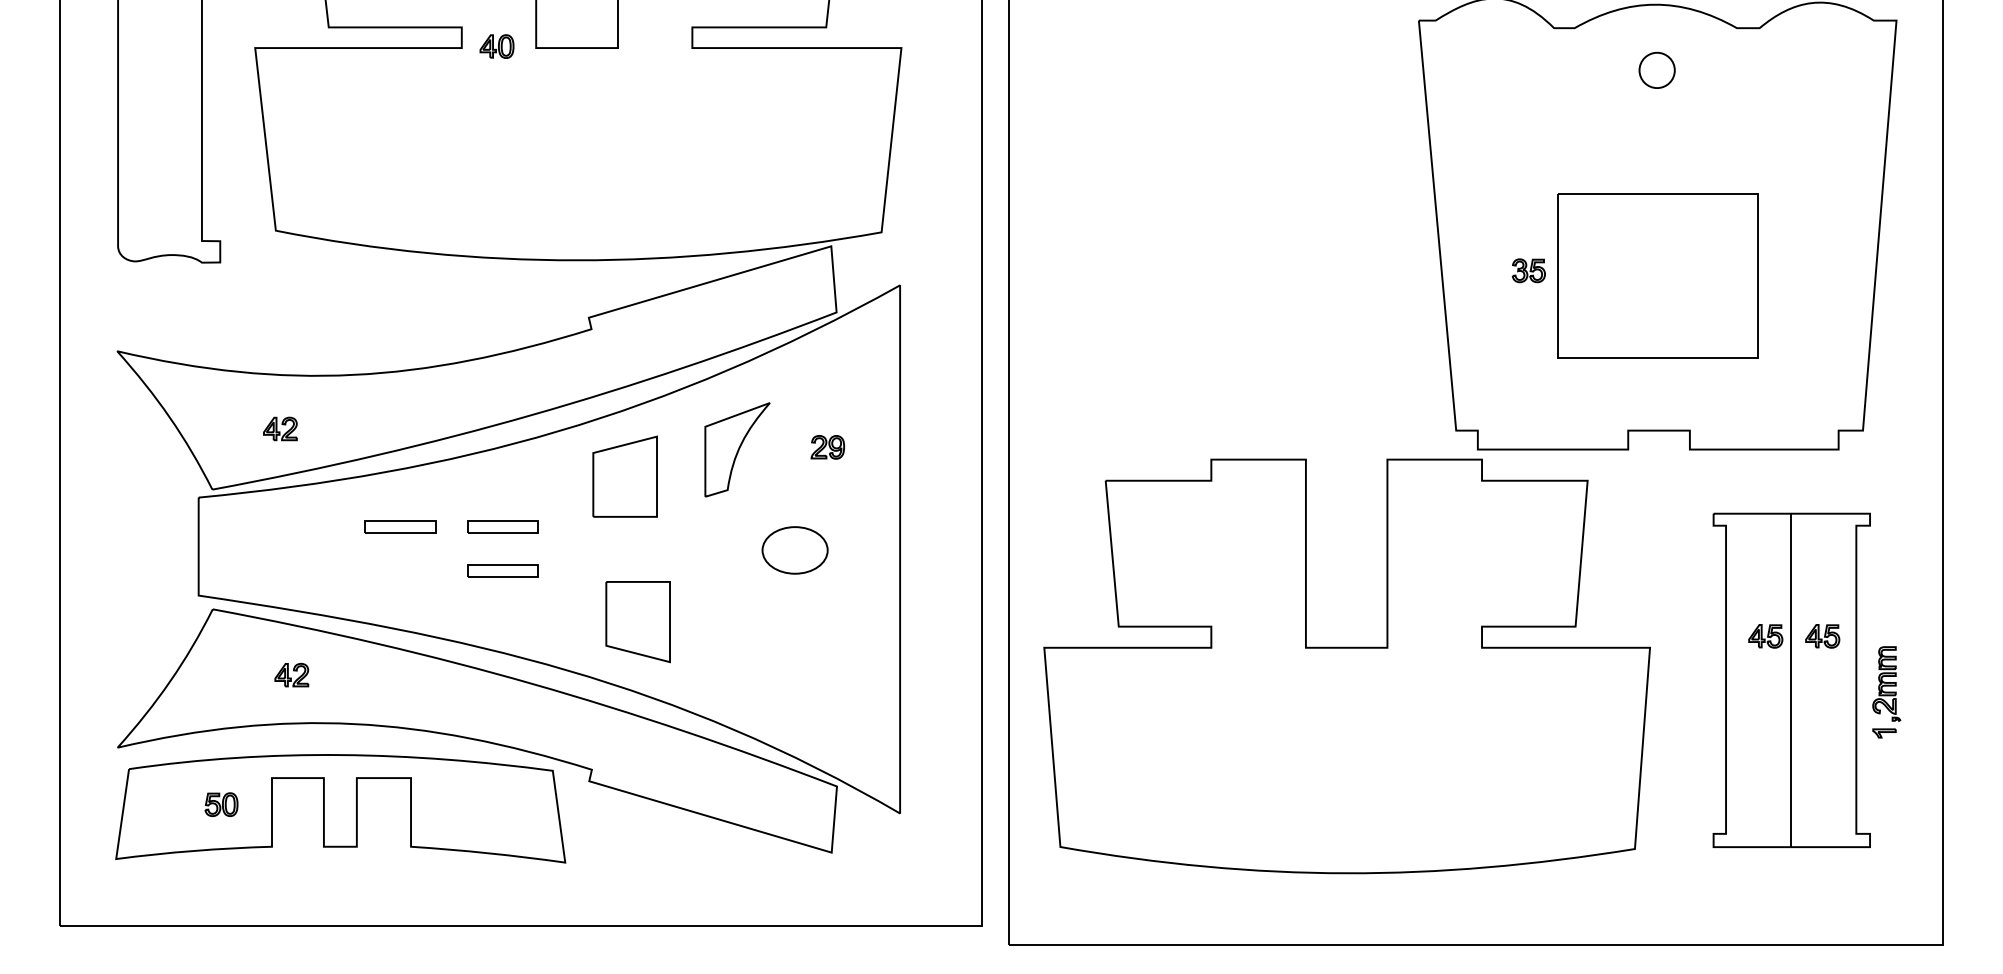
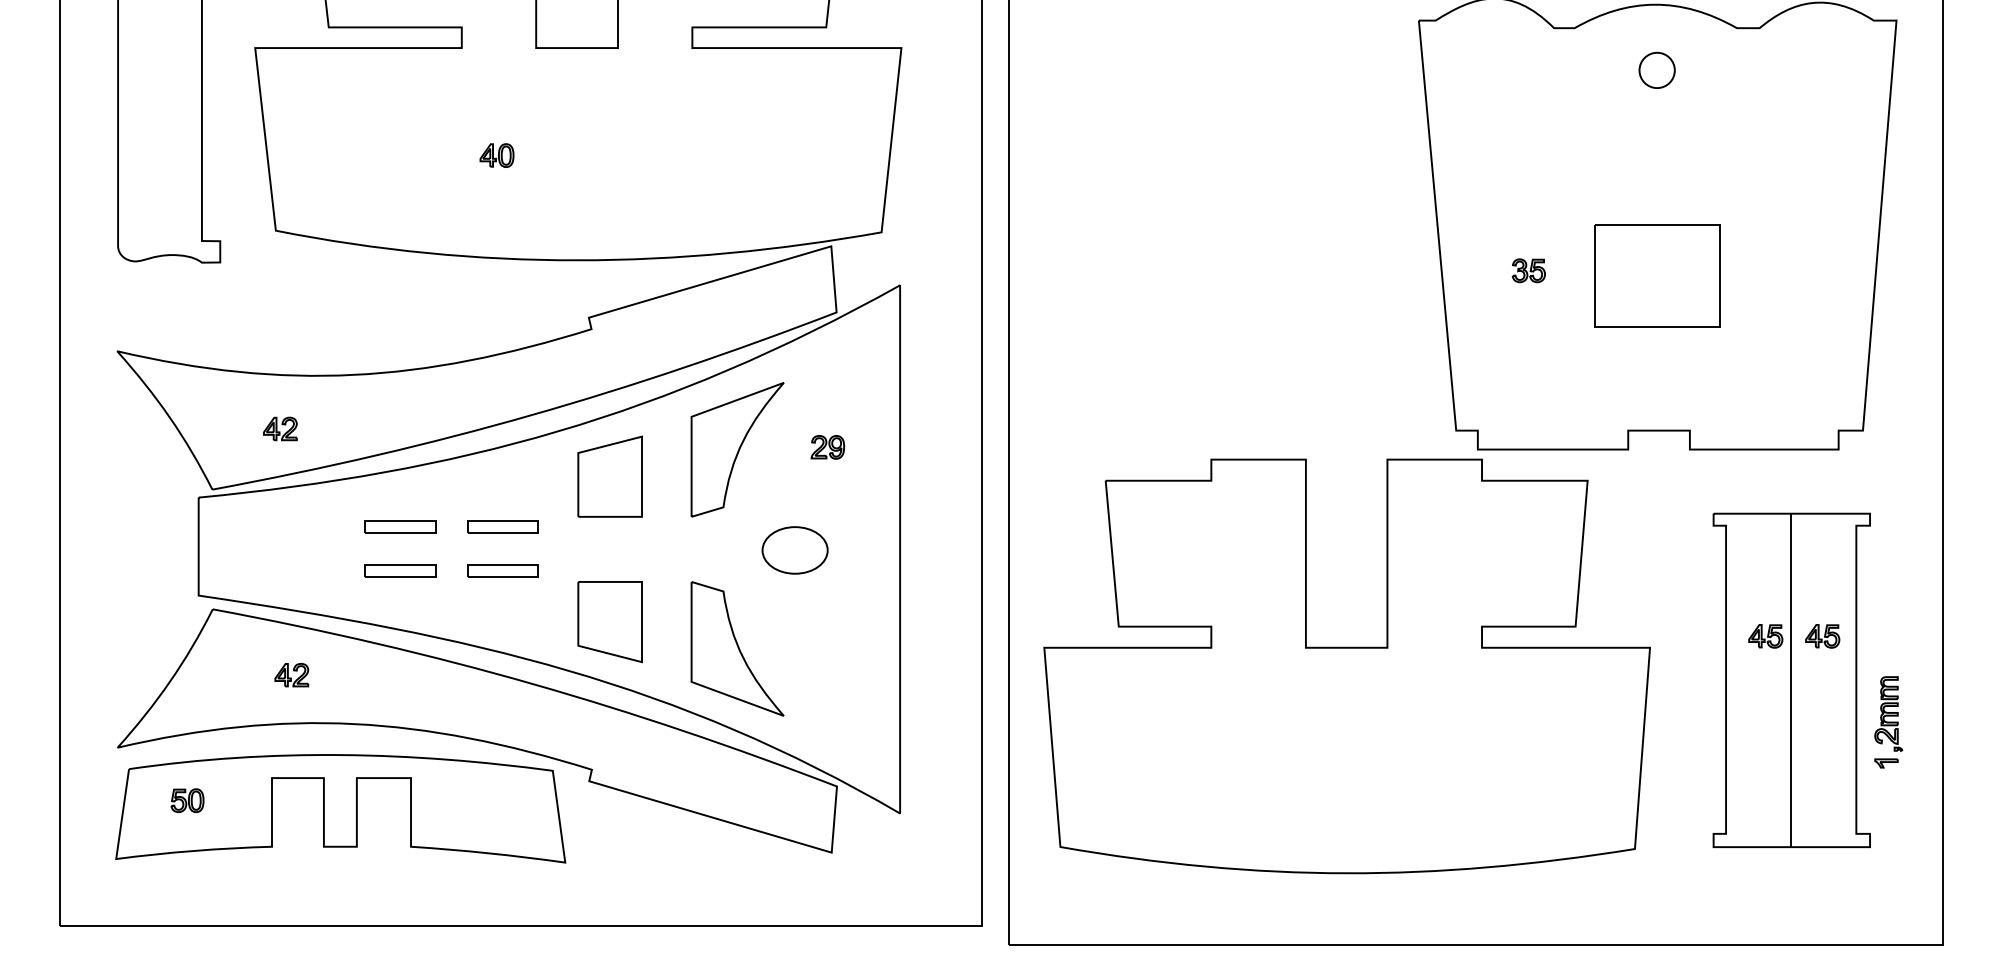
part position: (496, 46) -> (496, 155) (496, 155)
part size: 202x166 px -> 127x104 px (1657, 275)
part size: 67x96 px -> 95x136 px (737, 449)
part position: (624, 476) -> (609, 476) (609, 476)
part: none -> present (400, 570)
part position: (637, 622) -> (609, 622) (609, 622)
part: none -> present (737, 648)
part position: (1886, 692) -> (1888, 722) (1888, 722)
part position: (221, 804) -> (187, 800) (187, 800)
